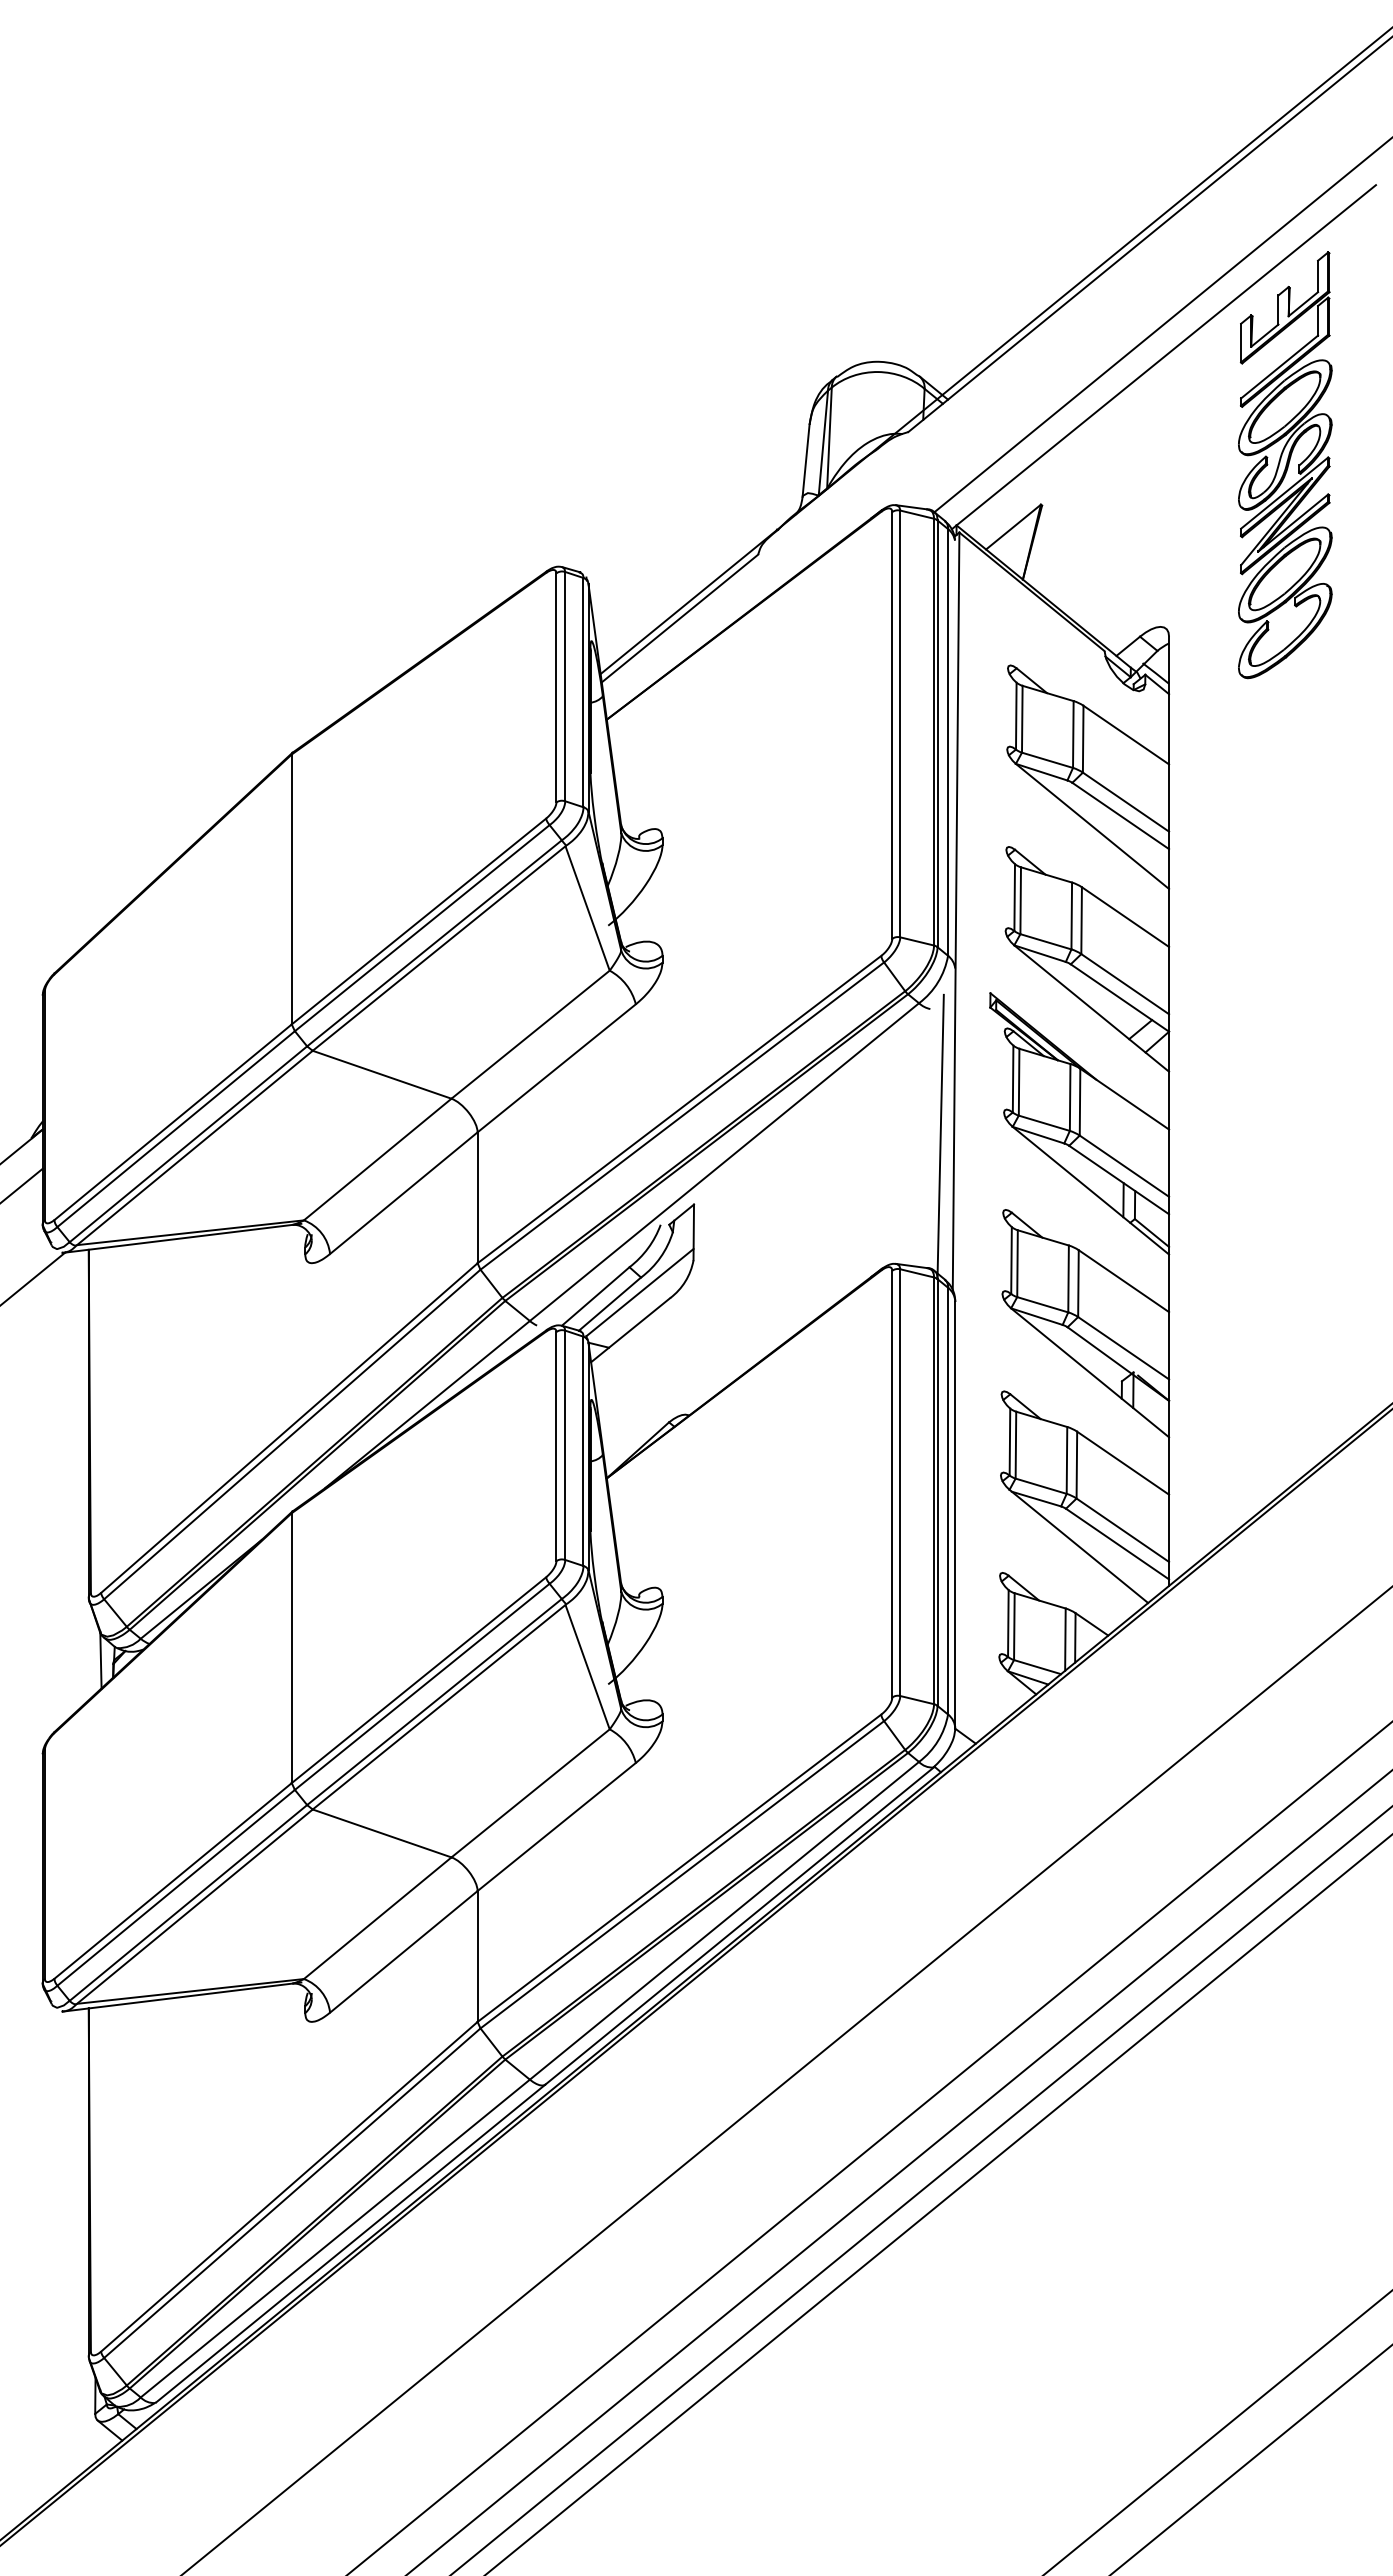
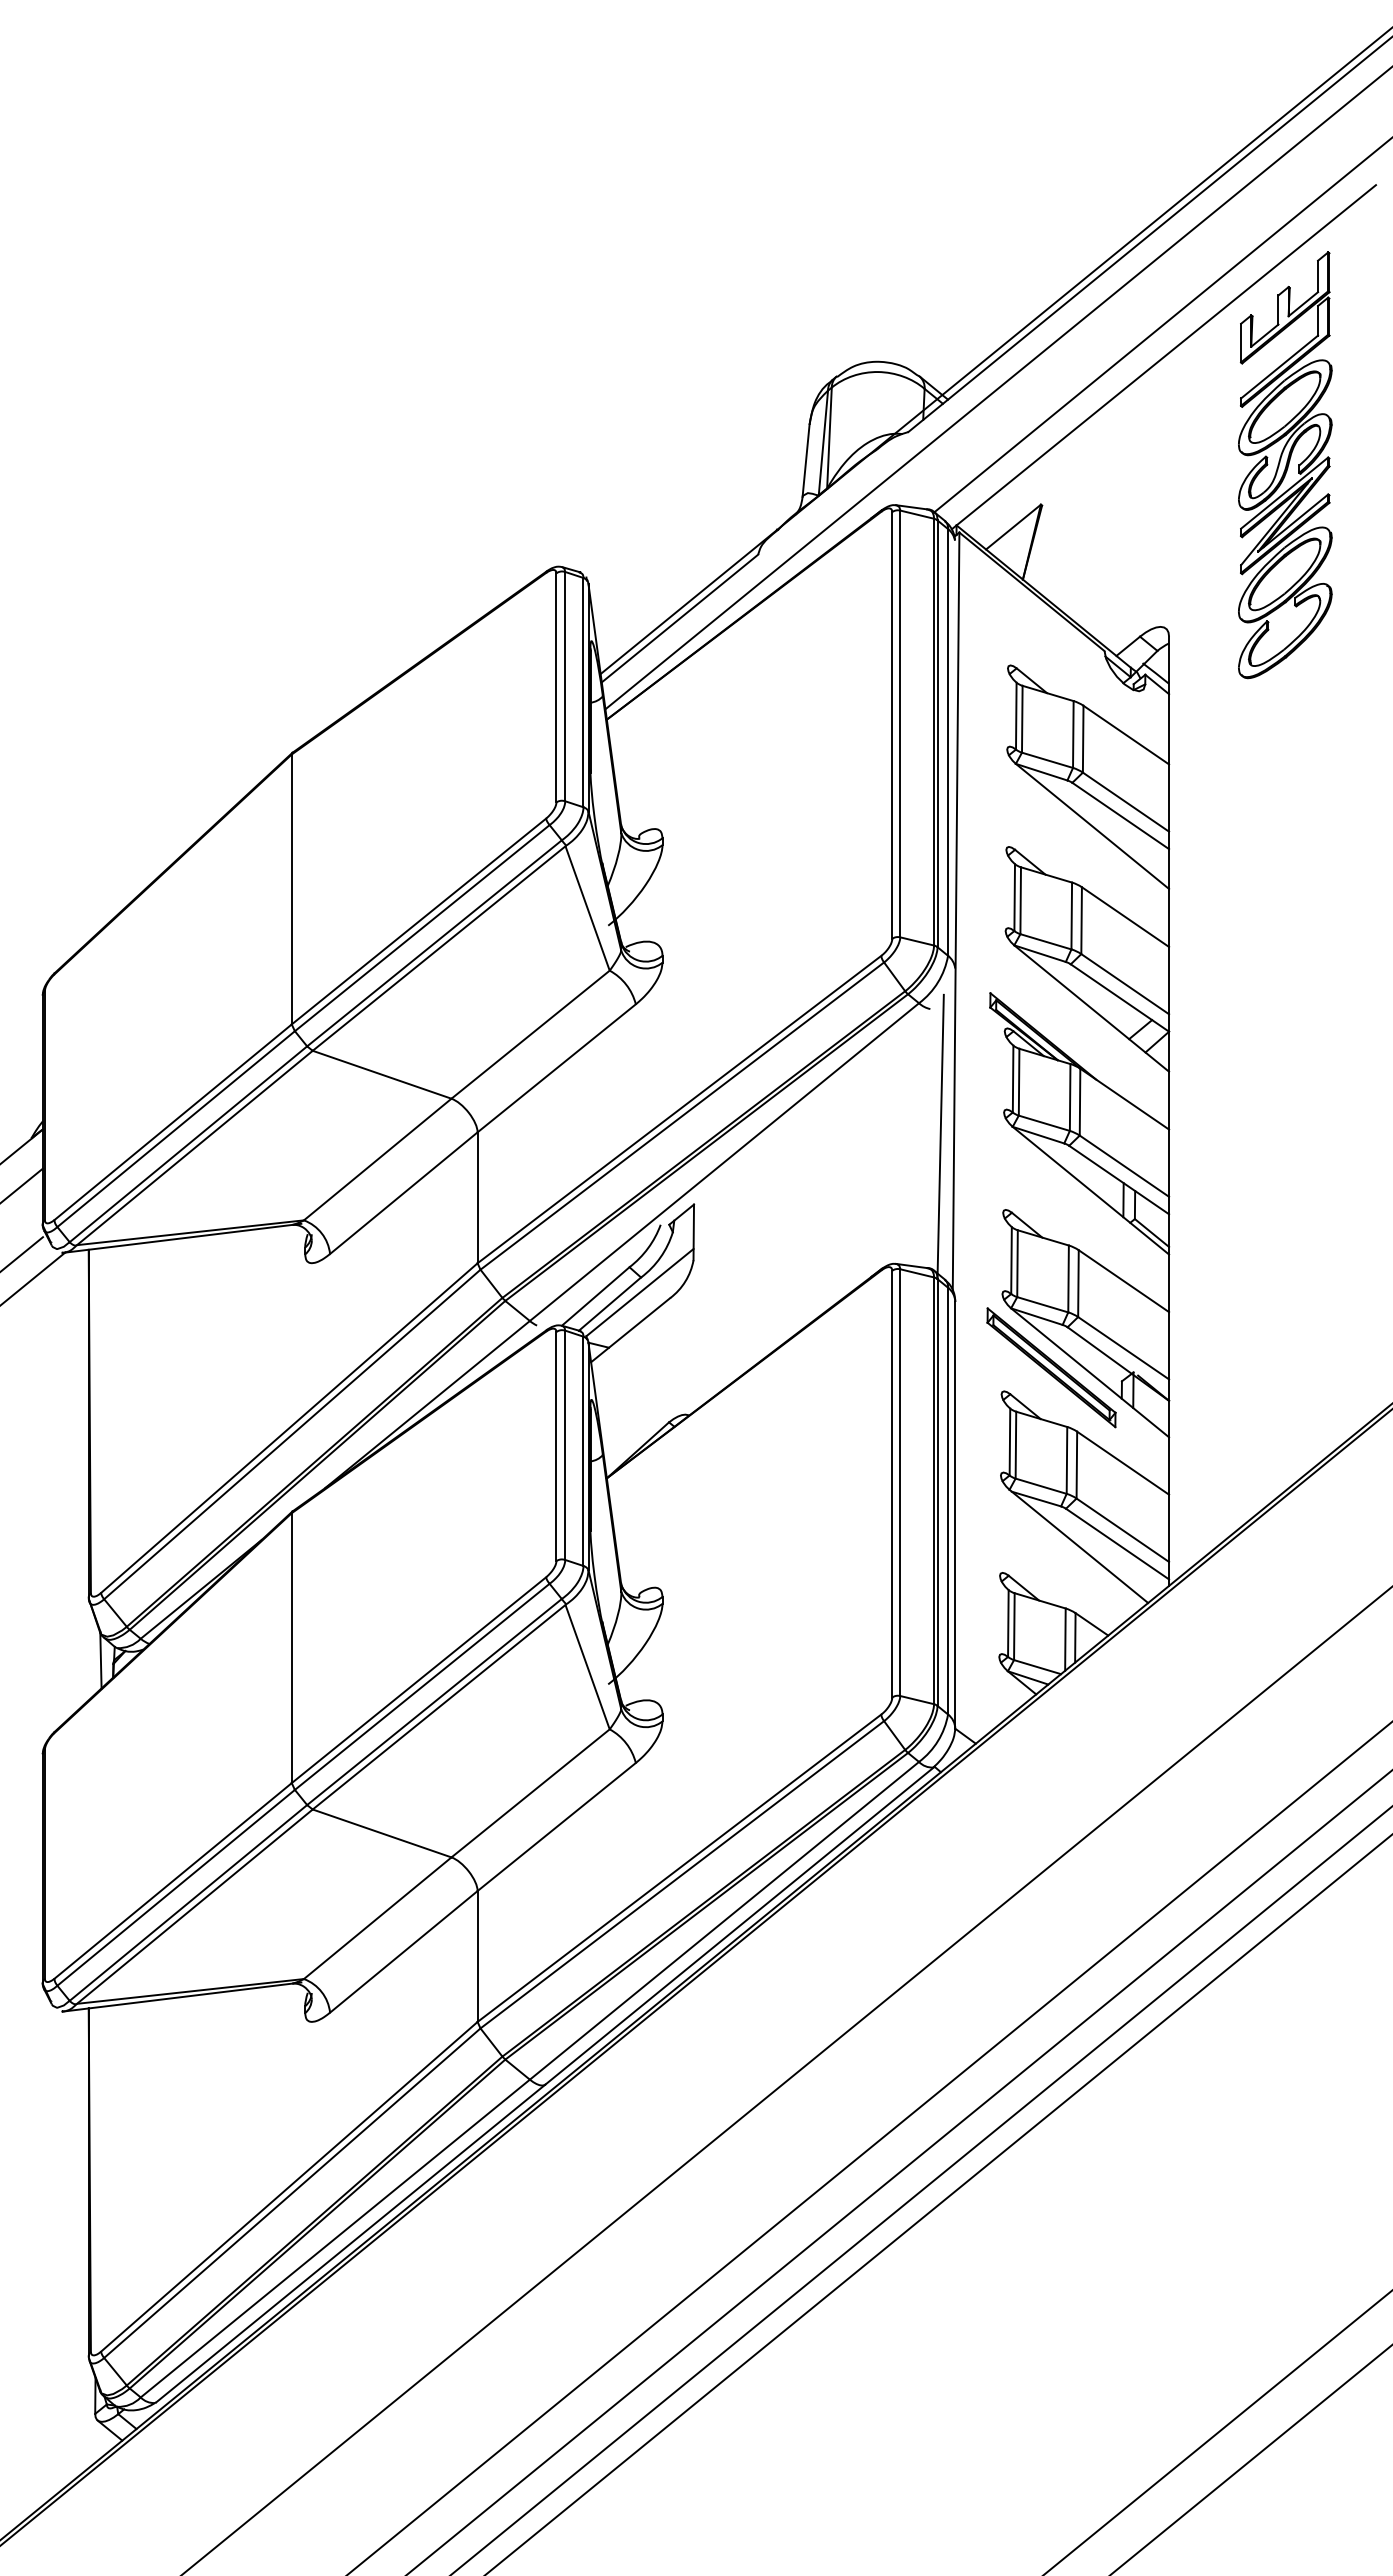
line: none -> present (997, 389)
line: none -> present (22, 1253)
part: none -> present (1051, 1367)
